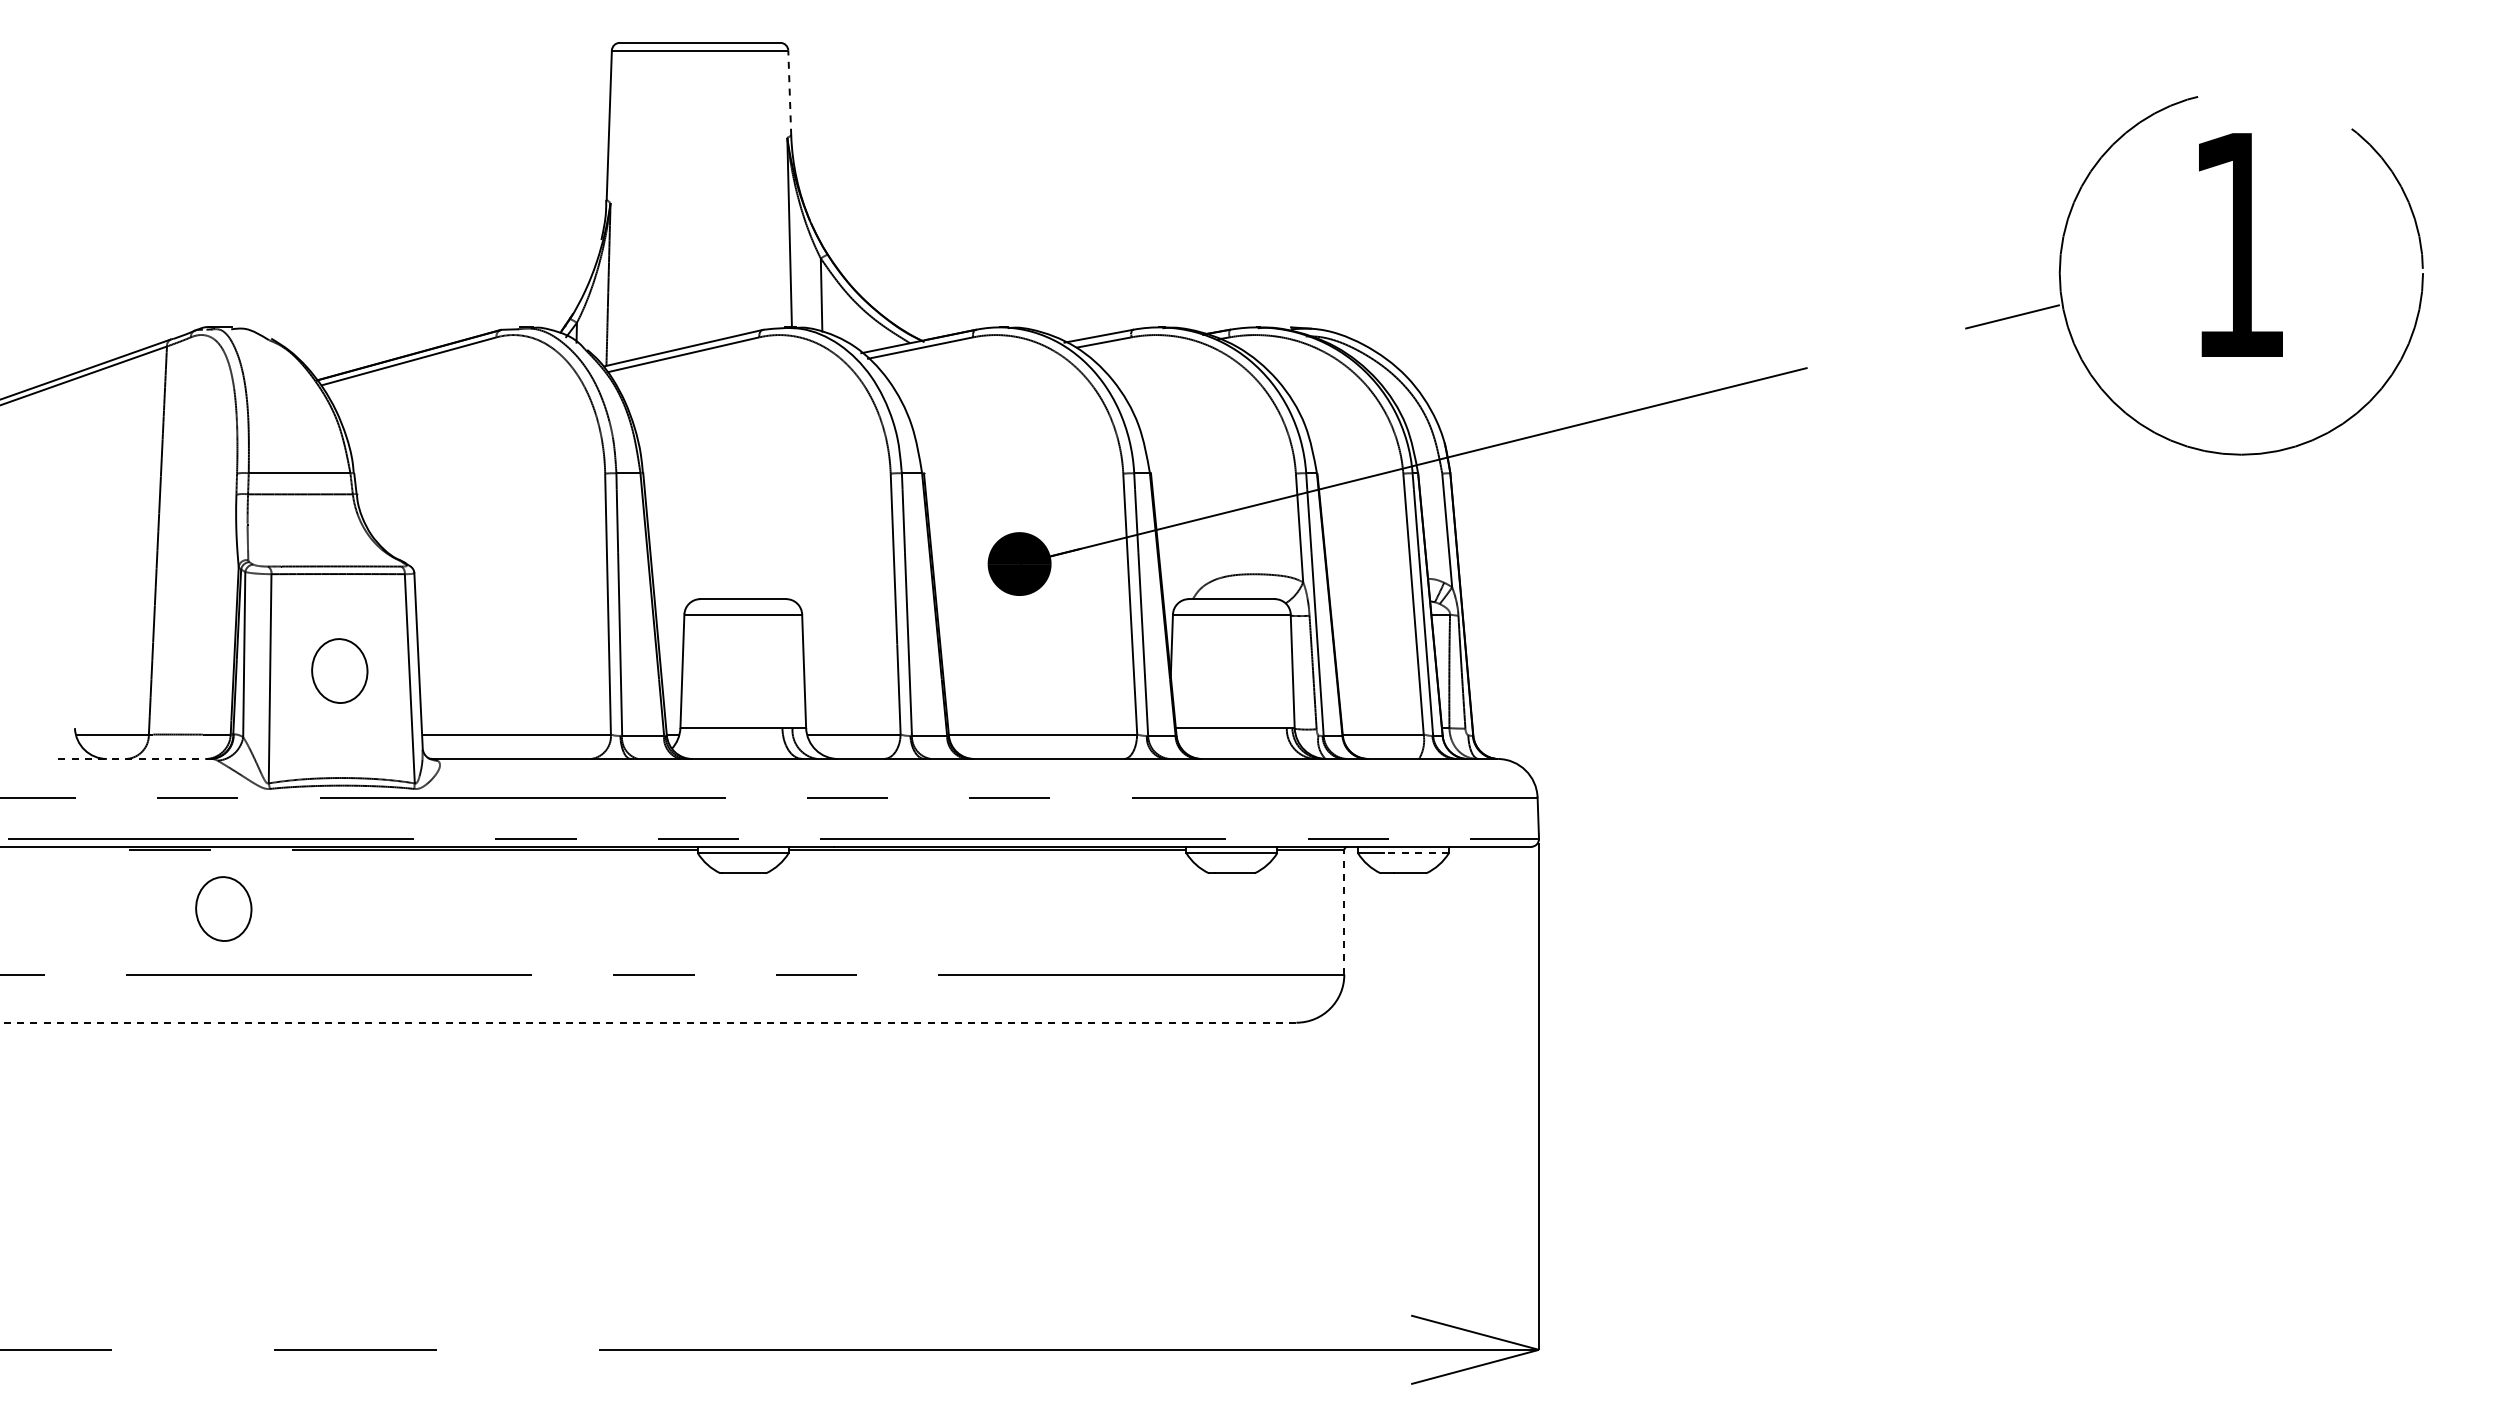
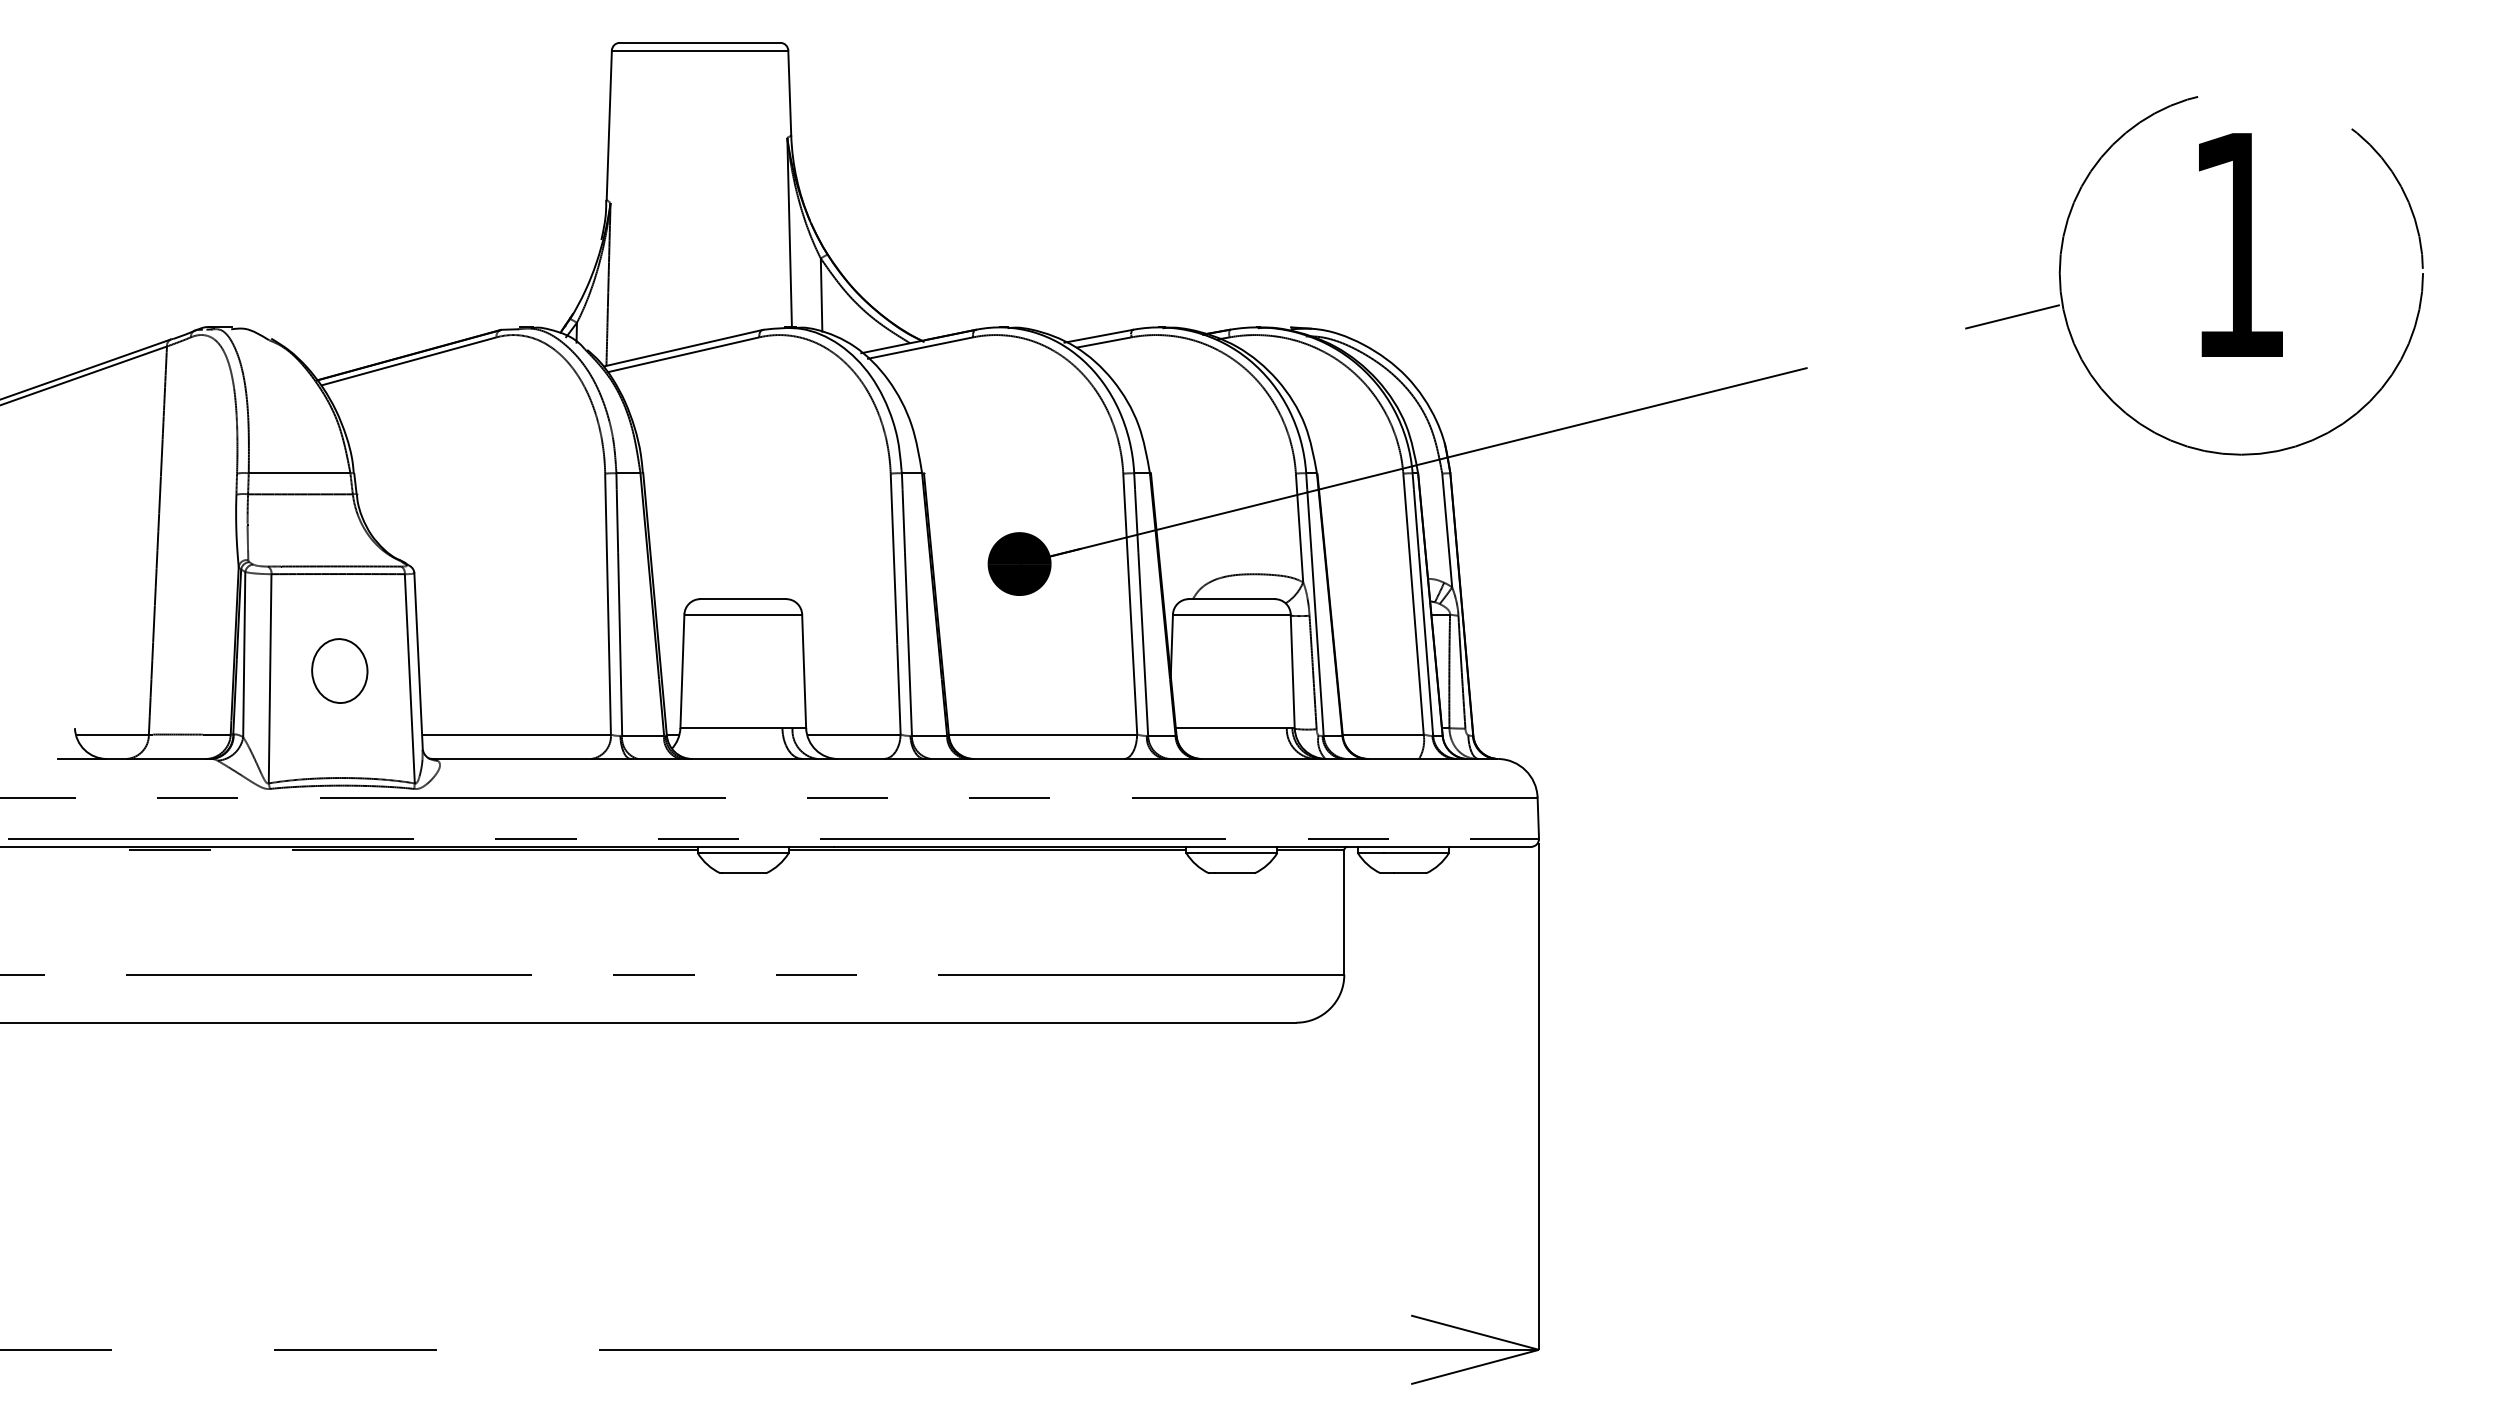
line: dashed -> solid (789, 93)
line: dashed -> solid (134, 758)
line: dashed -> solid (1416, 852)
part: present -> none (223, 908)
line: dashed -> solid (1344, 911)
line: dashed -> solid (648, 1022)
